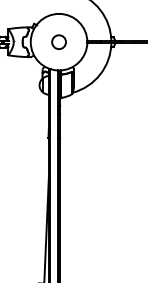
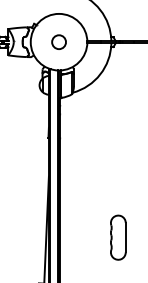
part: none -> present (118, 237)
